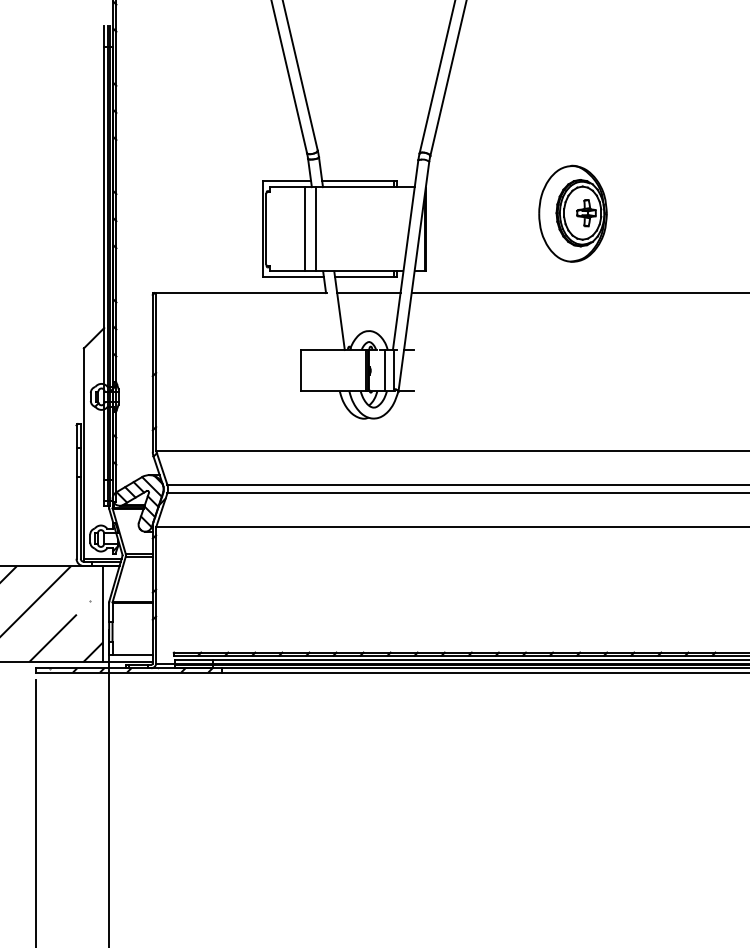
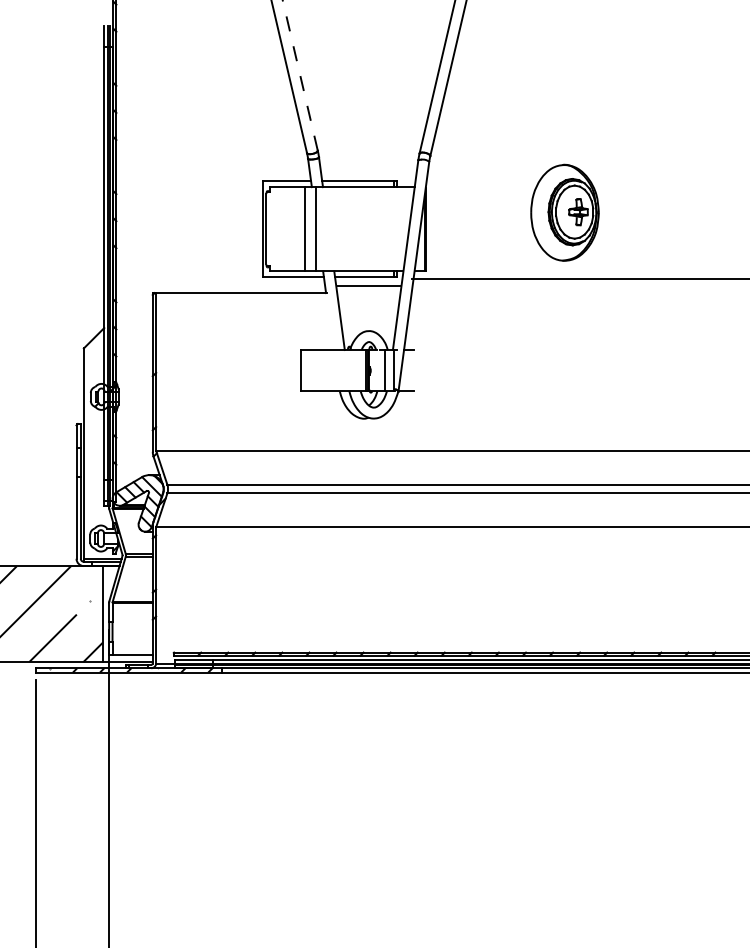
line: solid -> dashed (300, 74)
part position: (572, 213) -> (564, 212) (564, 212)
line position: (368, 293) -> (368, 286) (368, 286)
line position: (578, 293) -> (578, 279) (578, 279)
